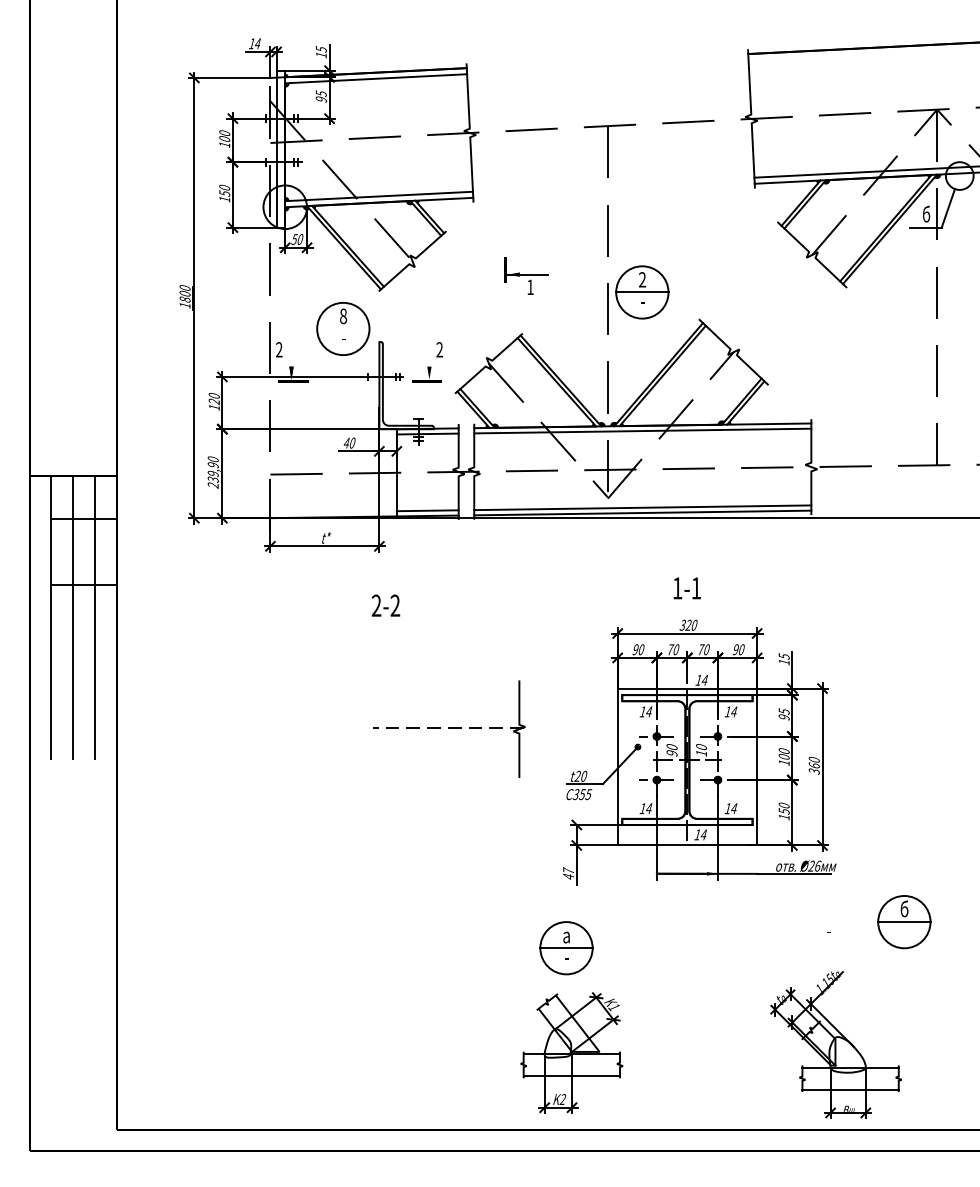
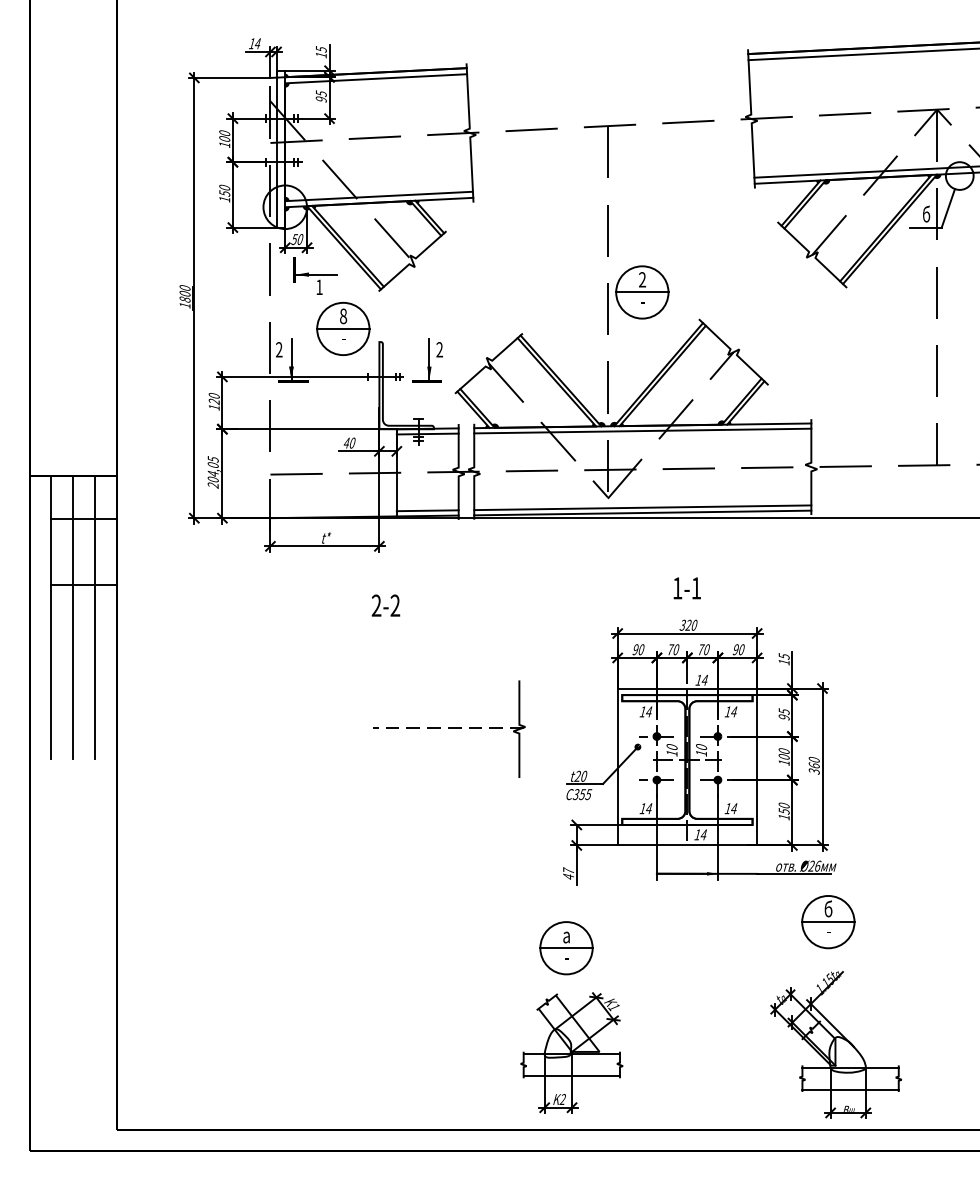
line: none -> present (862, 54)
part position: (526, 275) -> (315, 275) (315, 275)
line: none -> present (343, 328)
line: none -> present (291, 359)
line: none -> present (429, 359)
text: 239,90 -> 204,05 (212, 469)
text: 90 -> 10 (671, 753)
part position: (904, 922) -> (828, 922) (828, 922)
